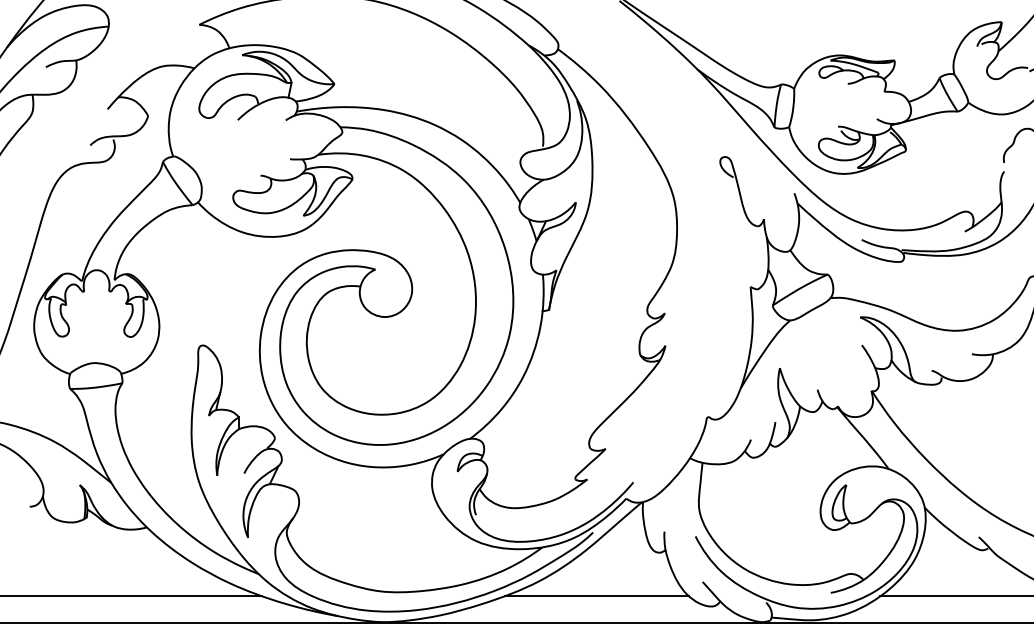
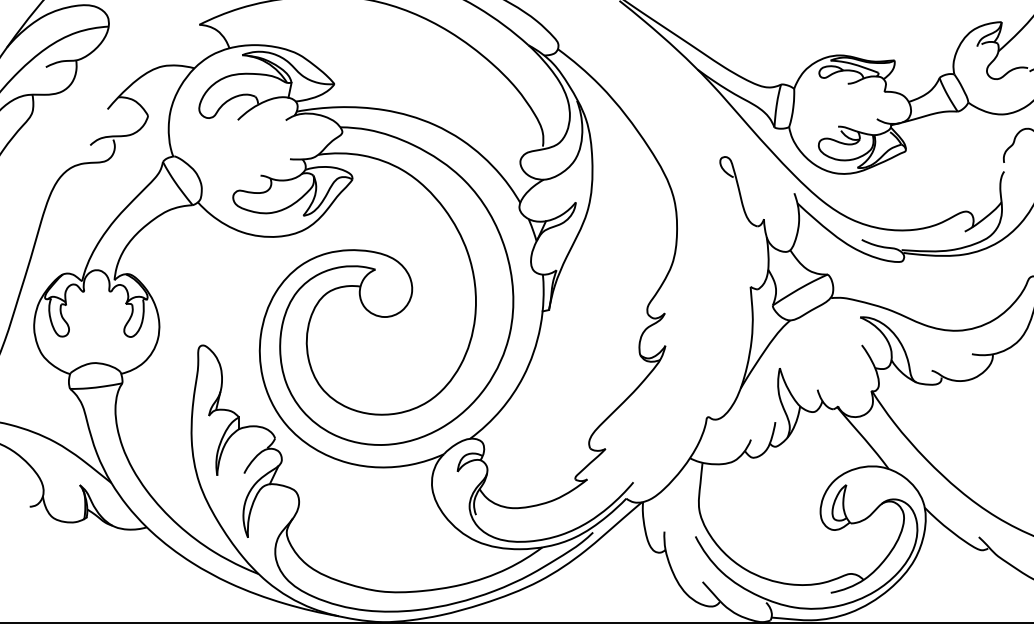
line: present -> none (132, 596)
line: present -> none (596, 596)
line: present -> none (955, 596)
